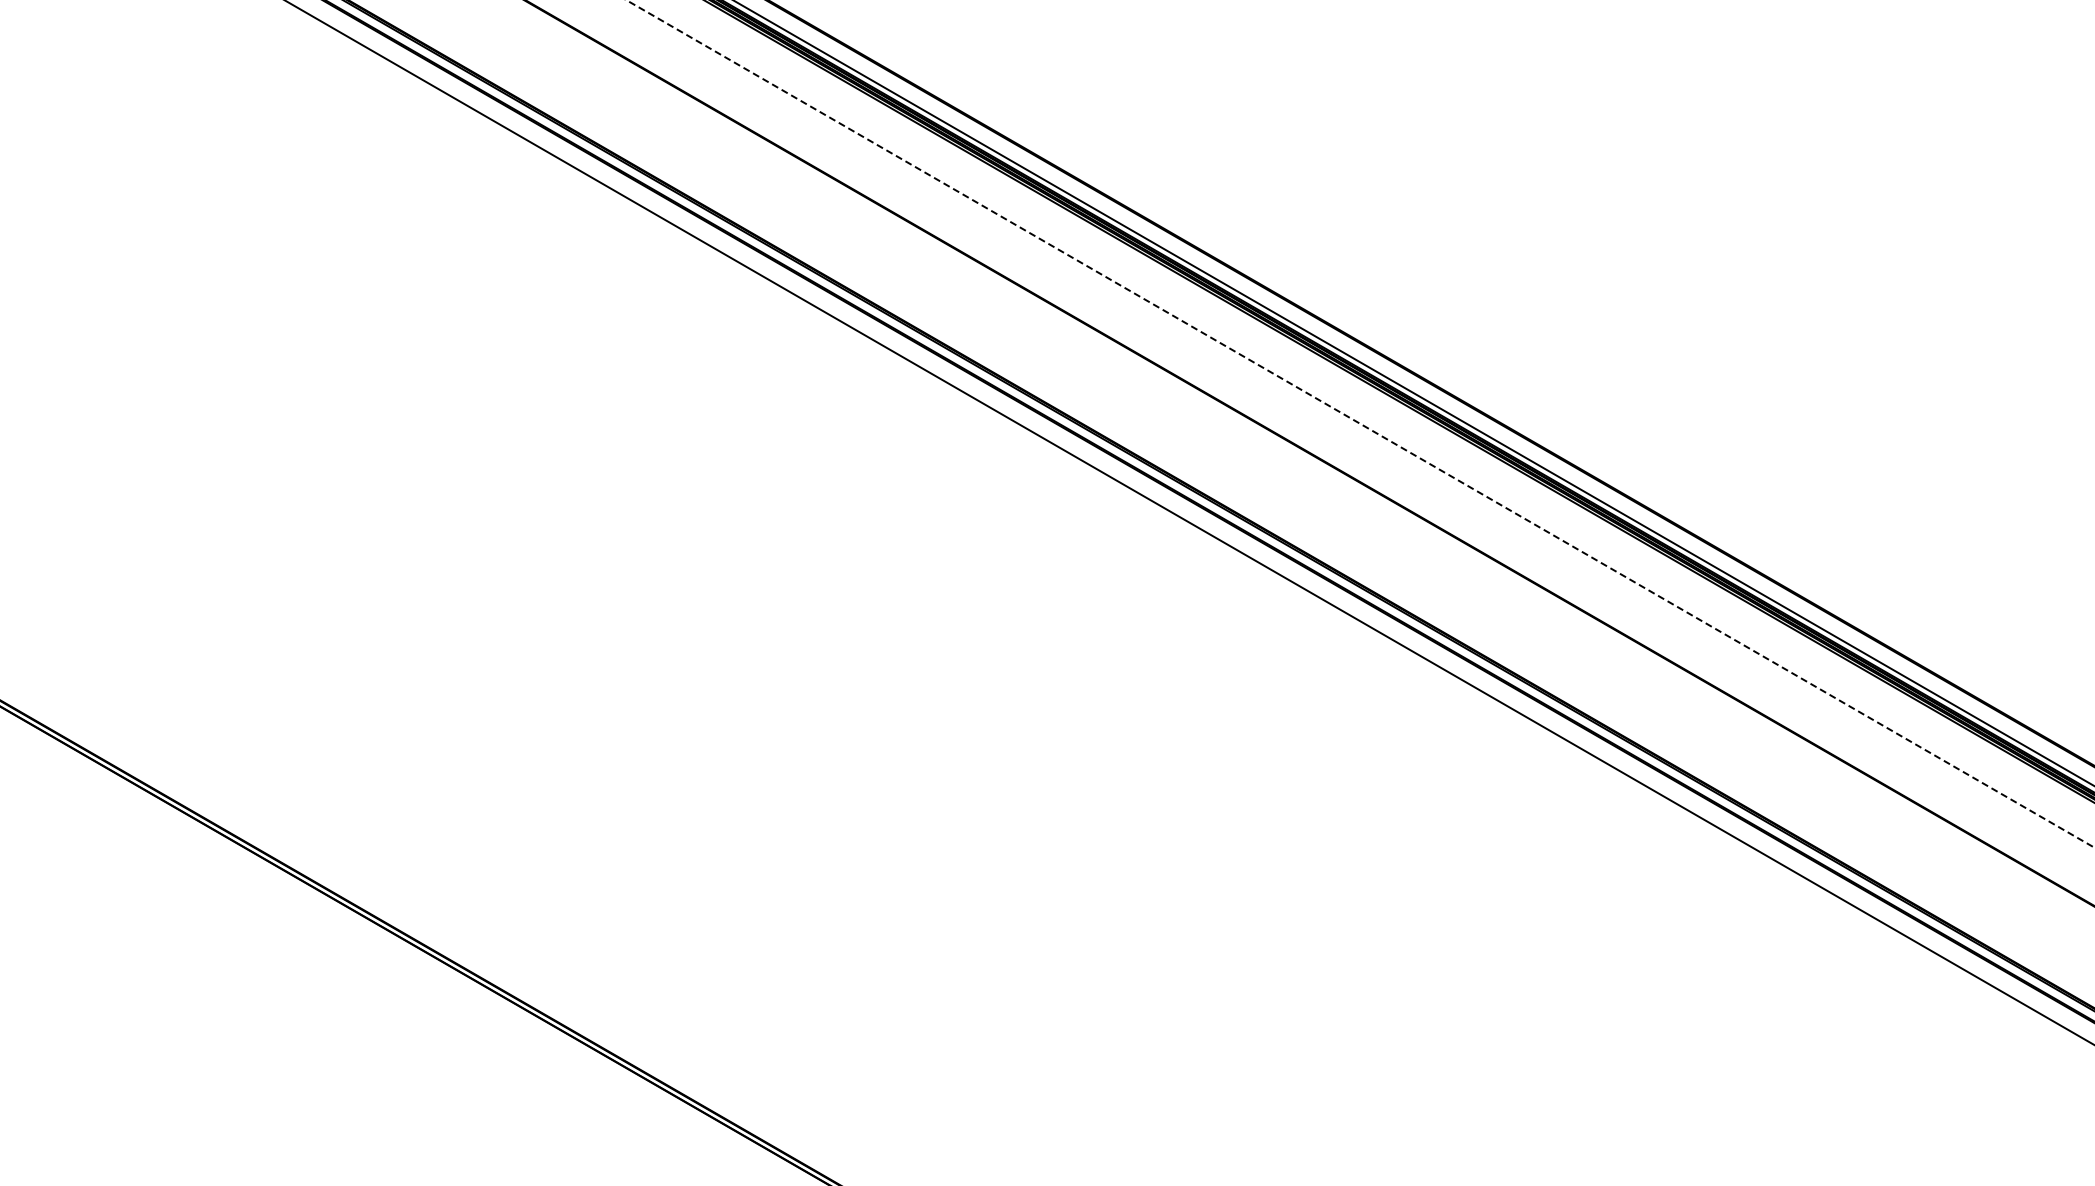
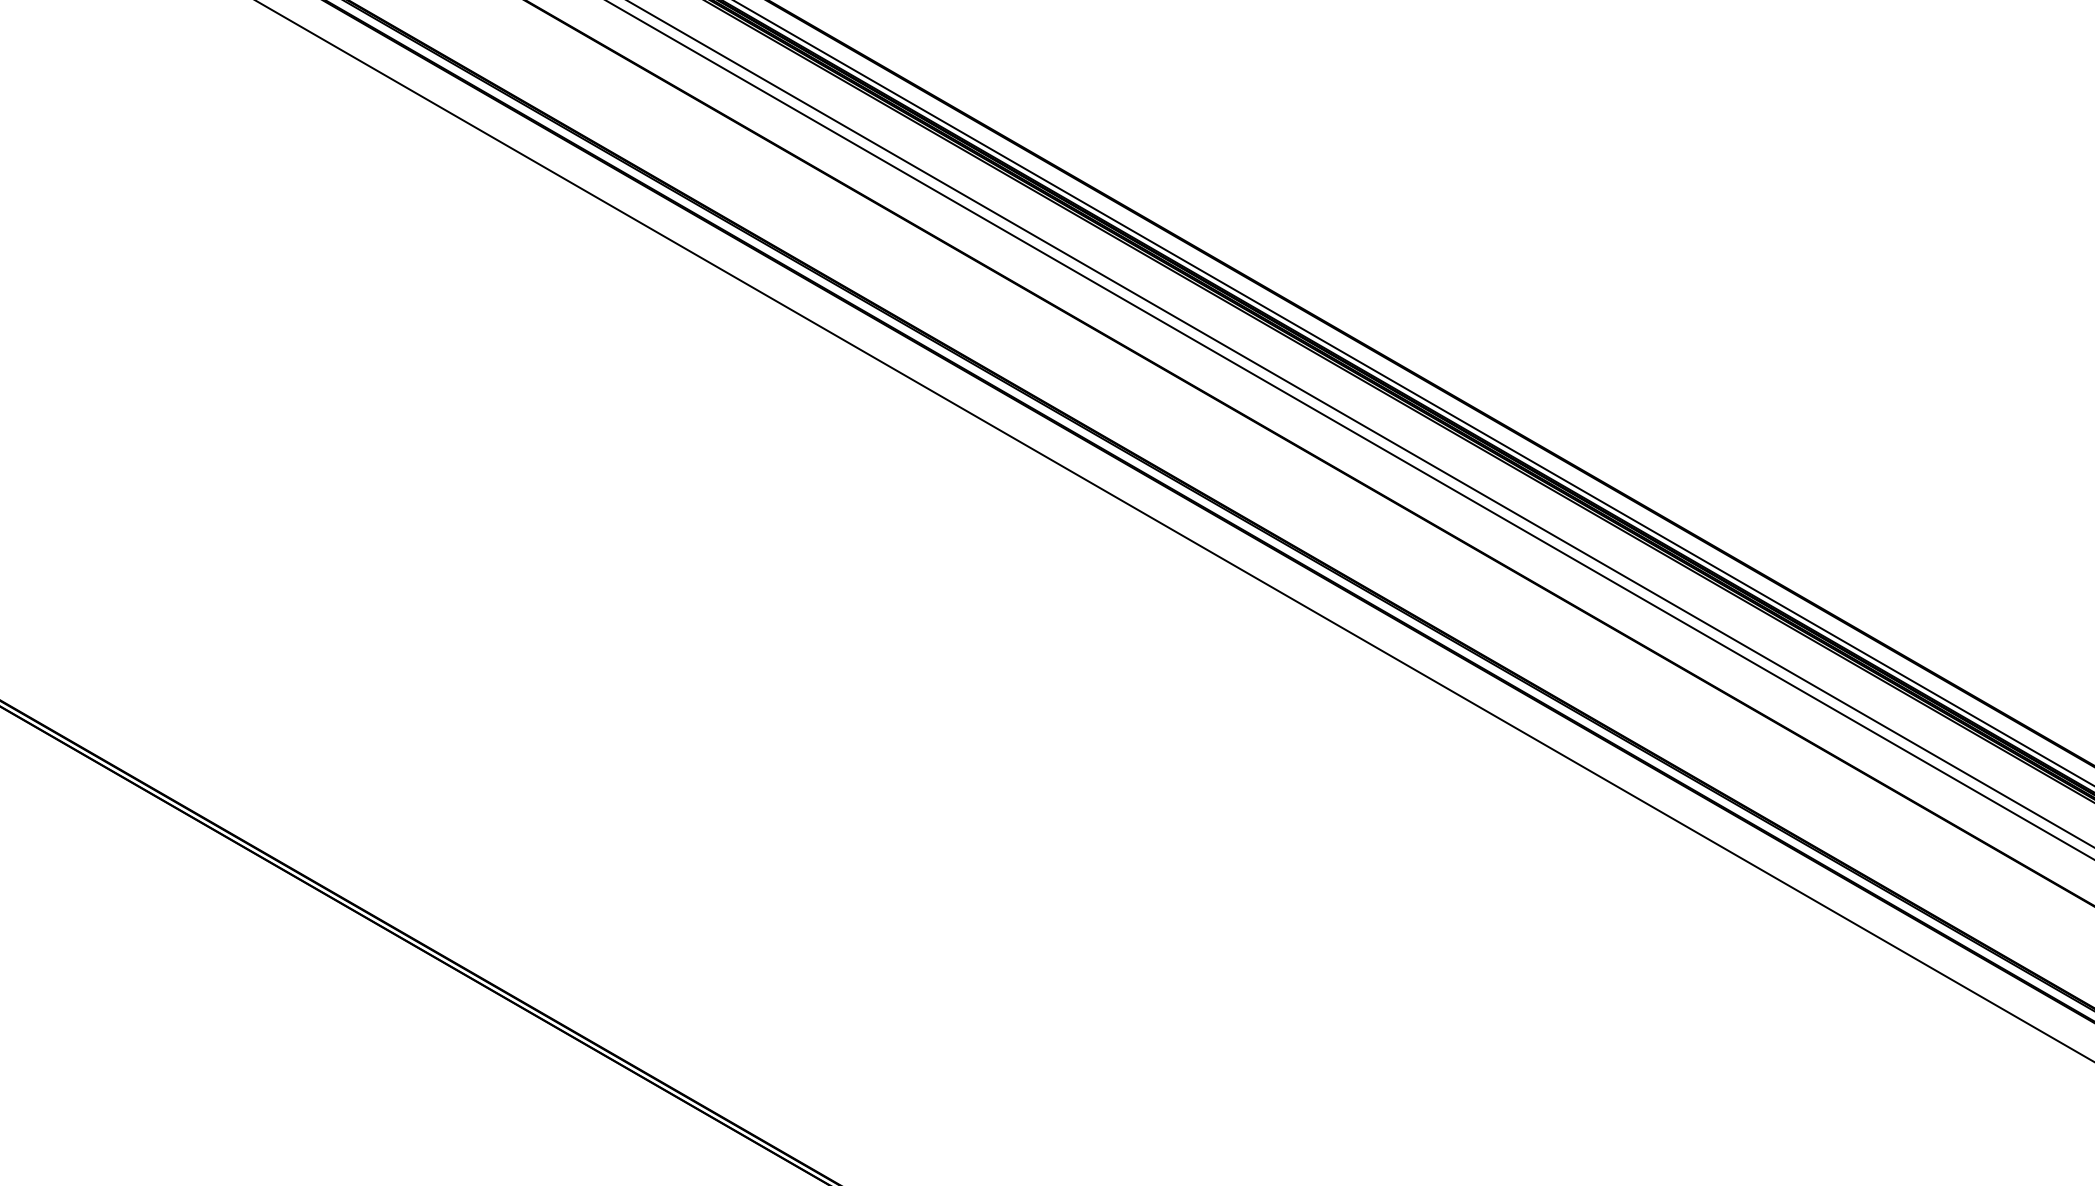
line: dashed -> solid (1360, 424)
line: none -> present (1349, 429)
line position: (1189, 522) -> (1174, 531) (1174, 531)
